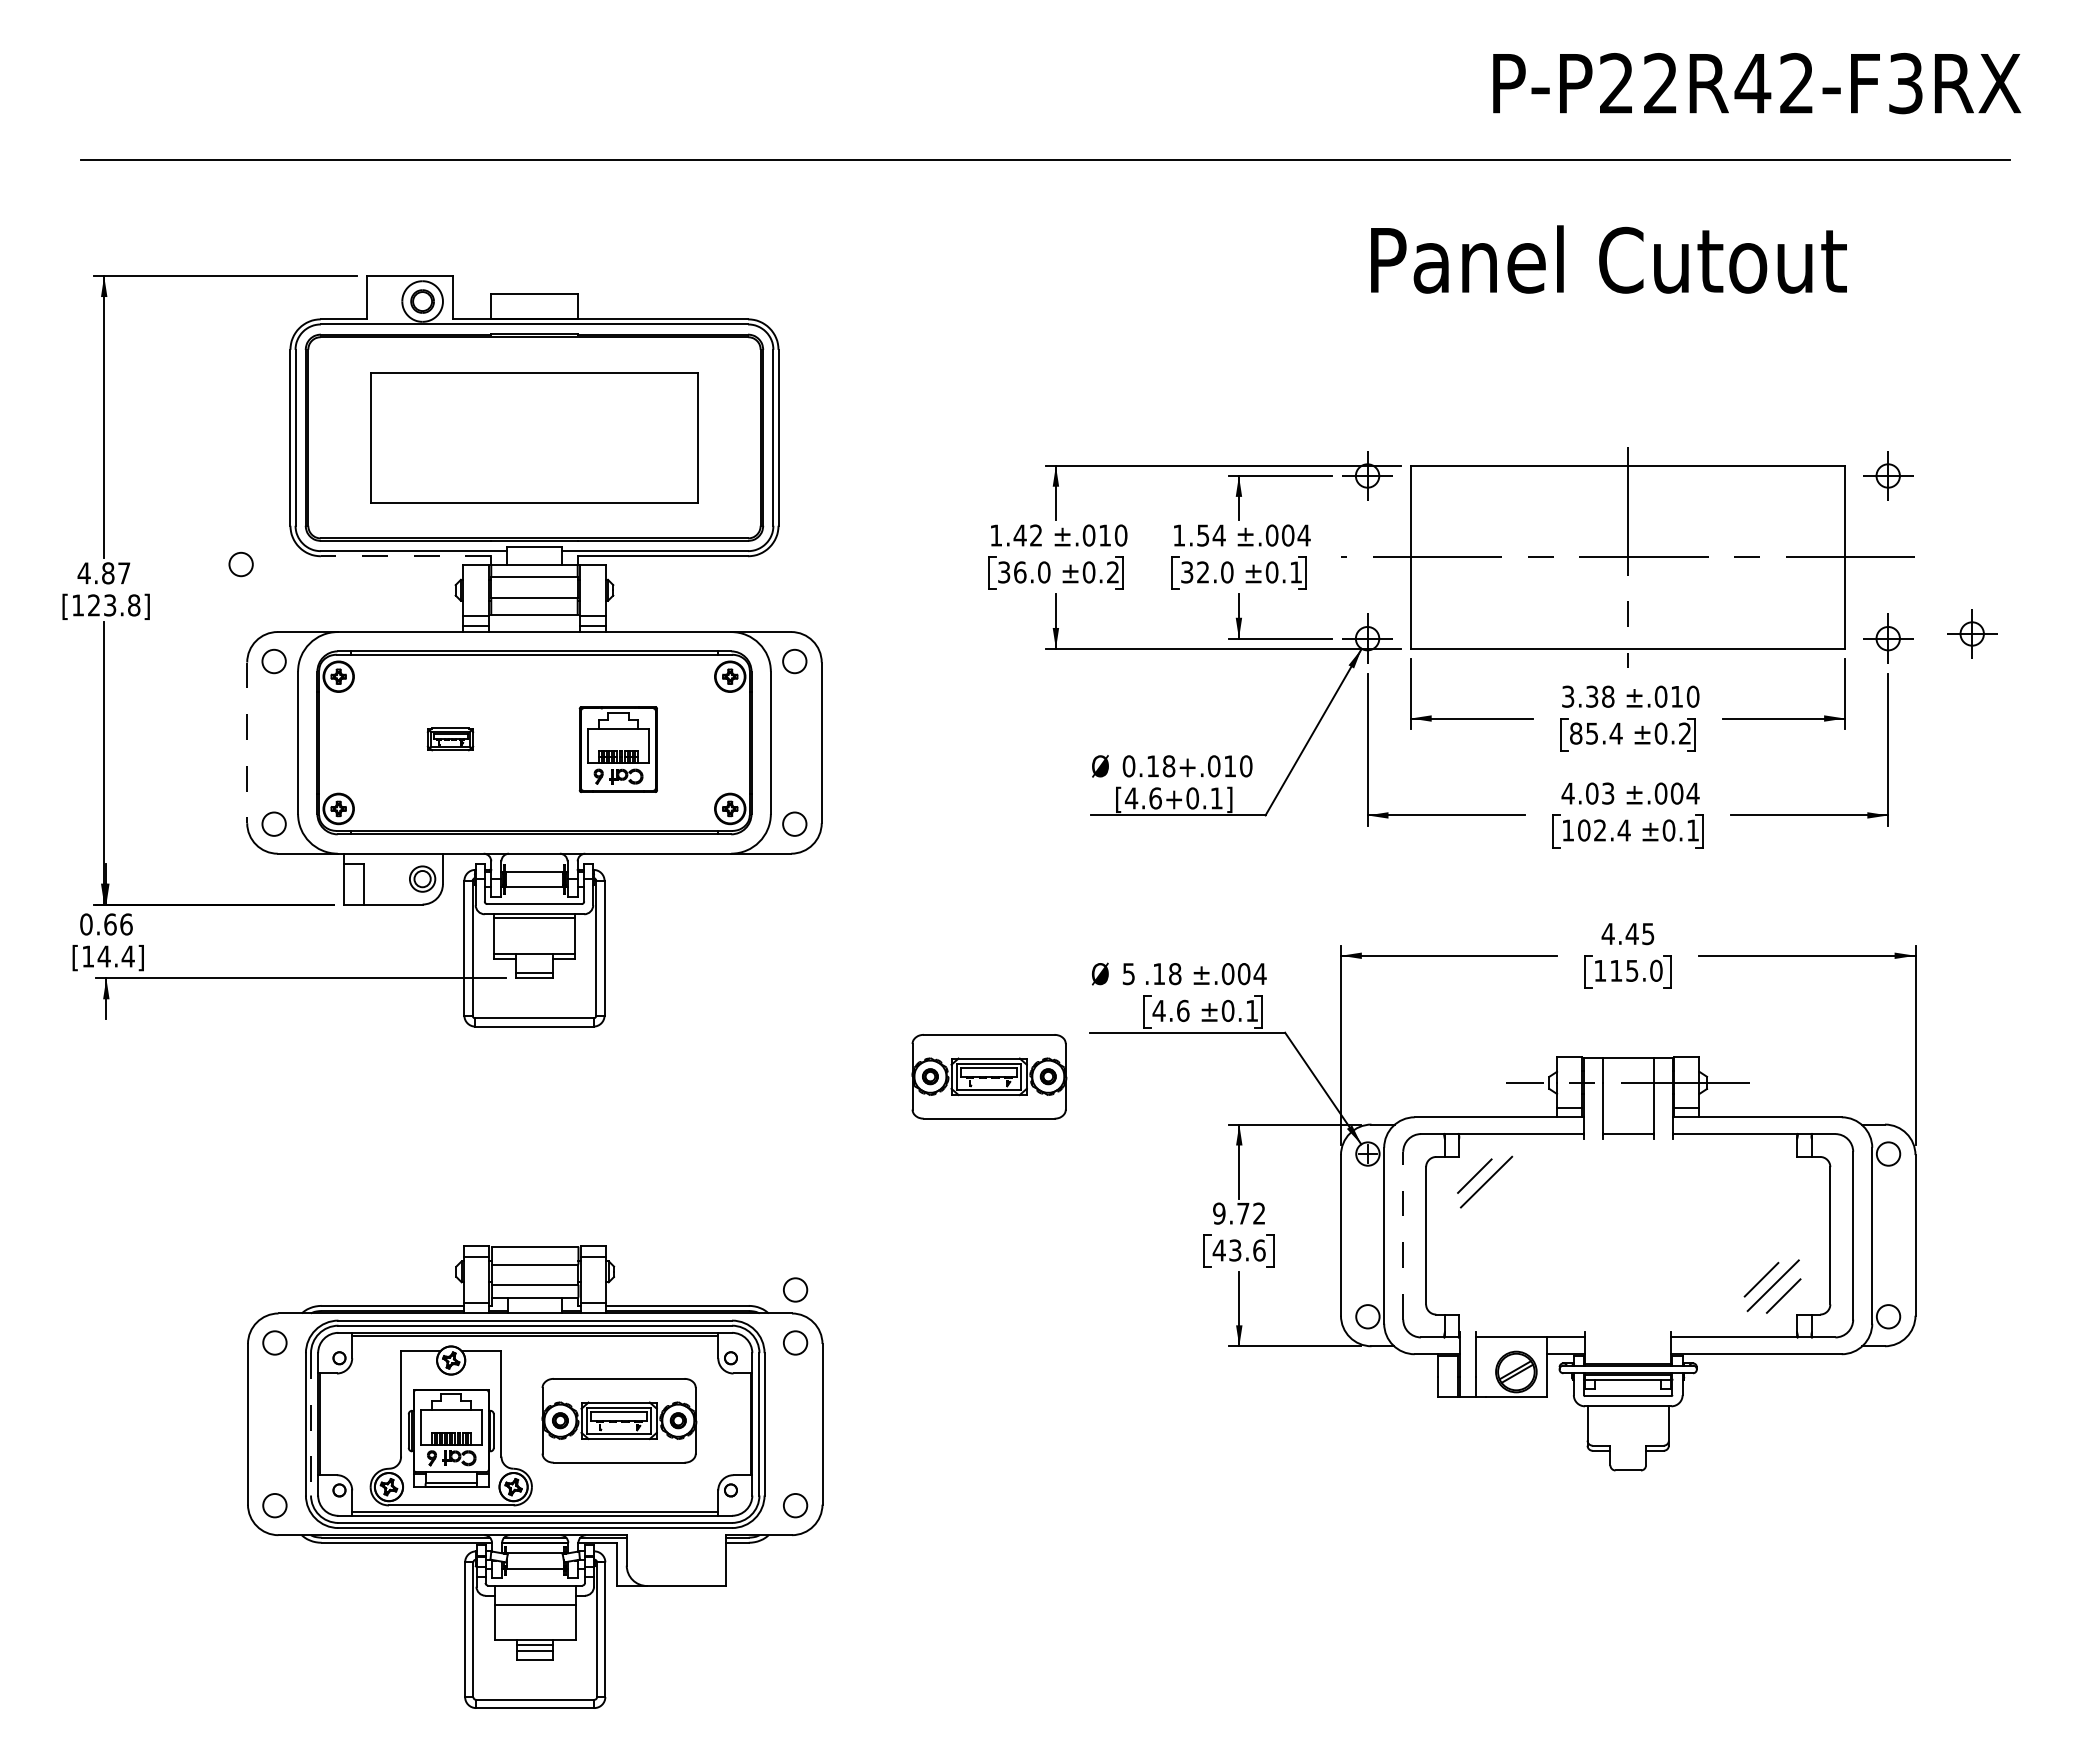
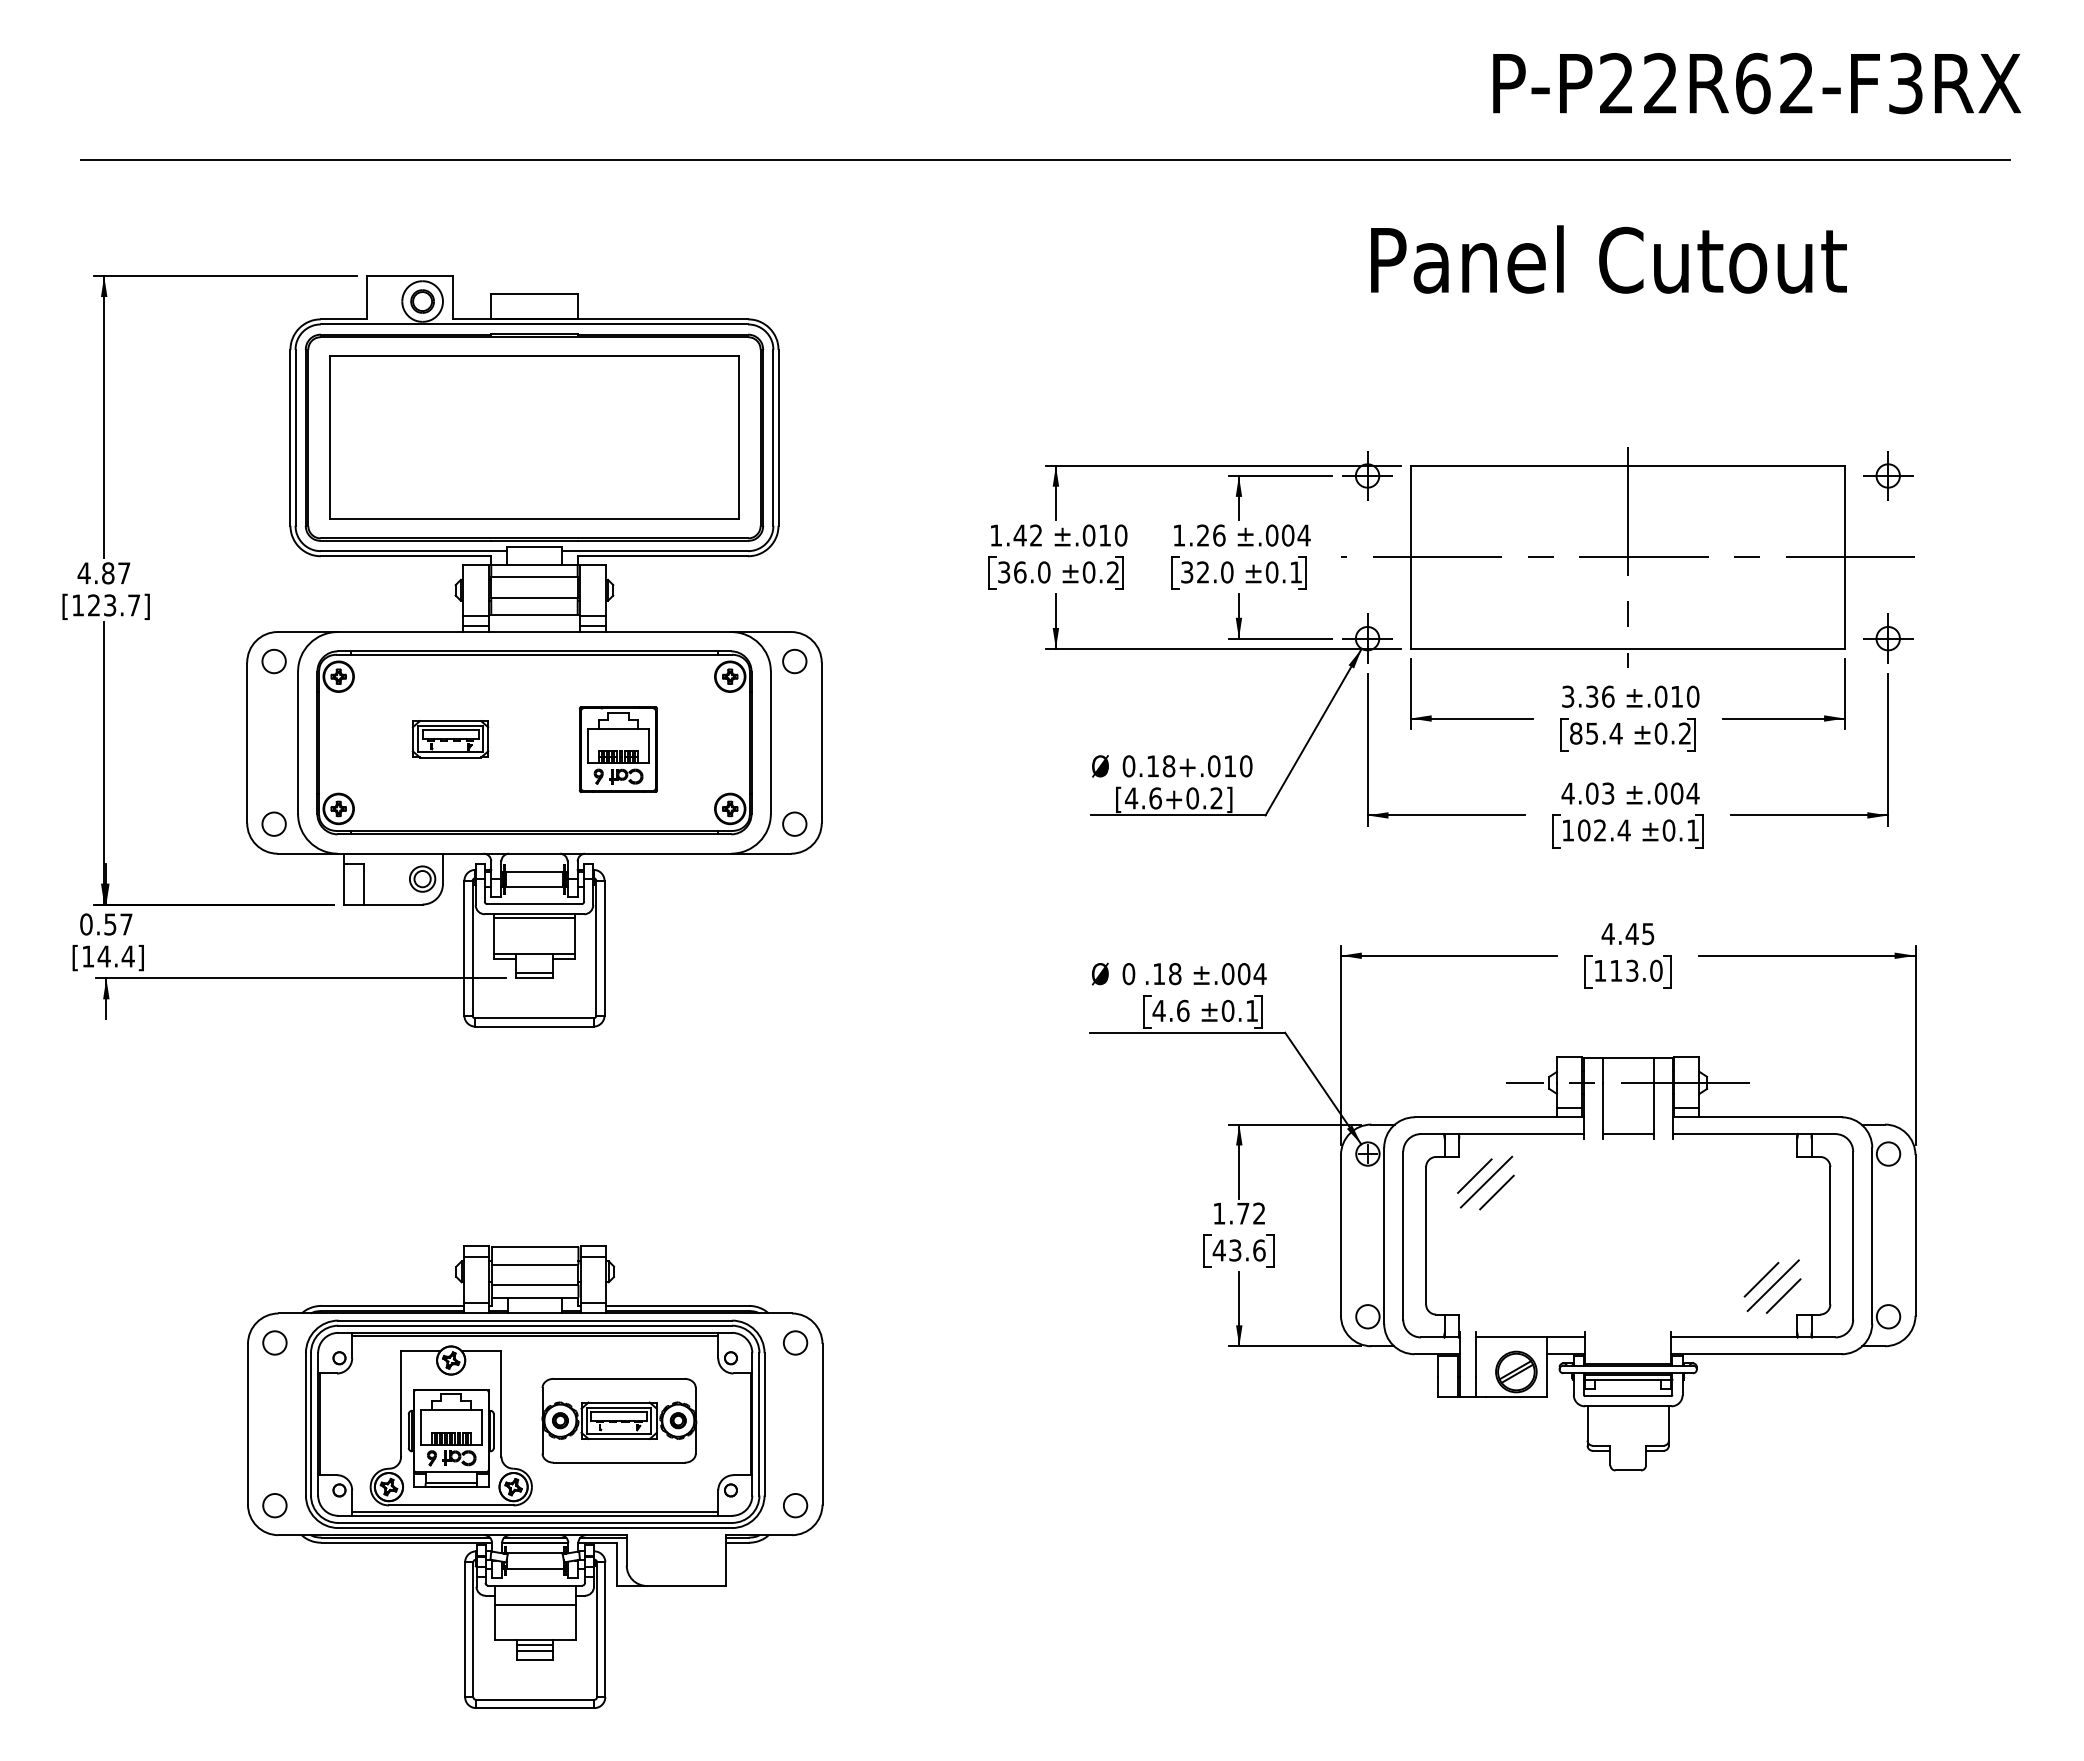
text: P-P22R42-F3RX -> P-P22R62-F3RX (1752, 83)
part size: 329x132 px -> 411x165 px (534, 437)
text: 1.54 -> 1.26 (1211, 535)
line: dashed -> solid (405, 556)
circle: present -> none (240, 564)
text: [123.8] -> [123.7] (134, 605)
part: present -> none (1972, 633)
text: 3.38 -> 3.36 (1608, 696)
part size: 49x25 px -> 79x39 px (450, 739)
line: dashed -> solid (247, 743)
text: [4.6+0.1] -> [4.6+0.2] (1216, 798)
text: 0.66 -> 0.57 (118, 924)
text: 115.0 -> 113.0 (1632, 970)
text: 5 -> 0 (1128, 974)
part: present -> none (989, 1076)
line: none -> present (1496, 1192)
text: 9.72 -> 1.72 (1219, 1213)
line: dashed -> solid (1403, 1235)
circle: present -> none (795, 1289)
line: dashed -> solid (311, 1424)
